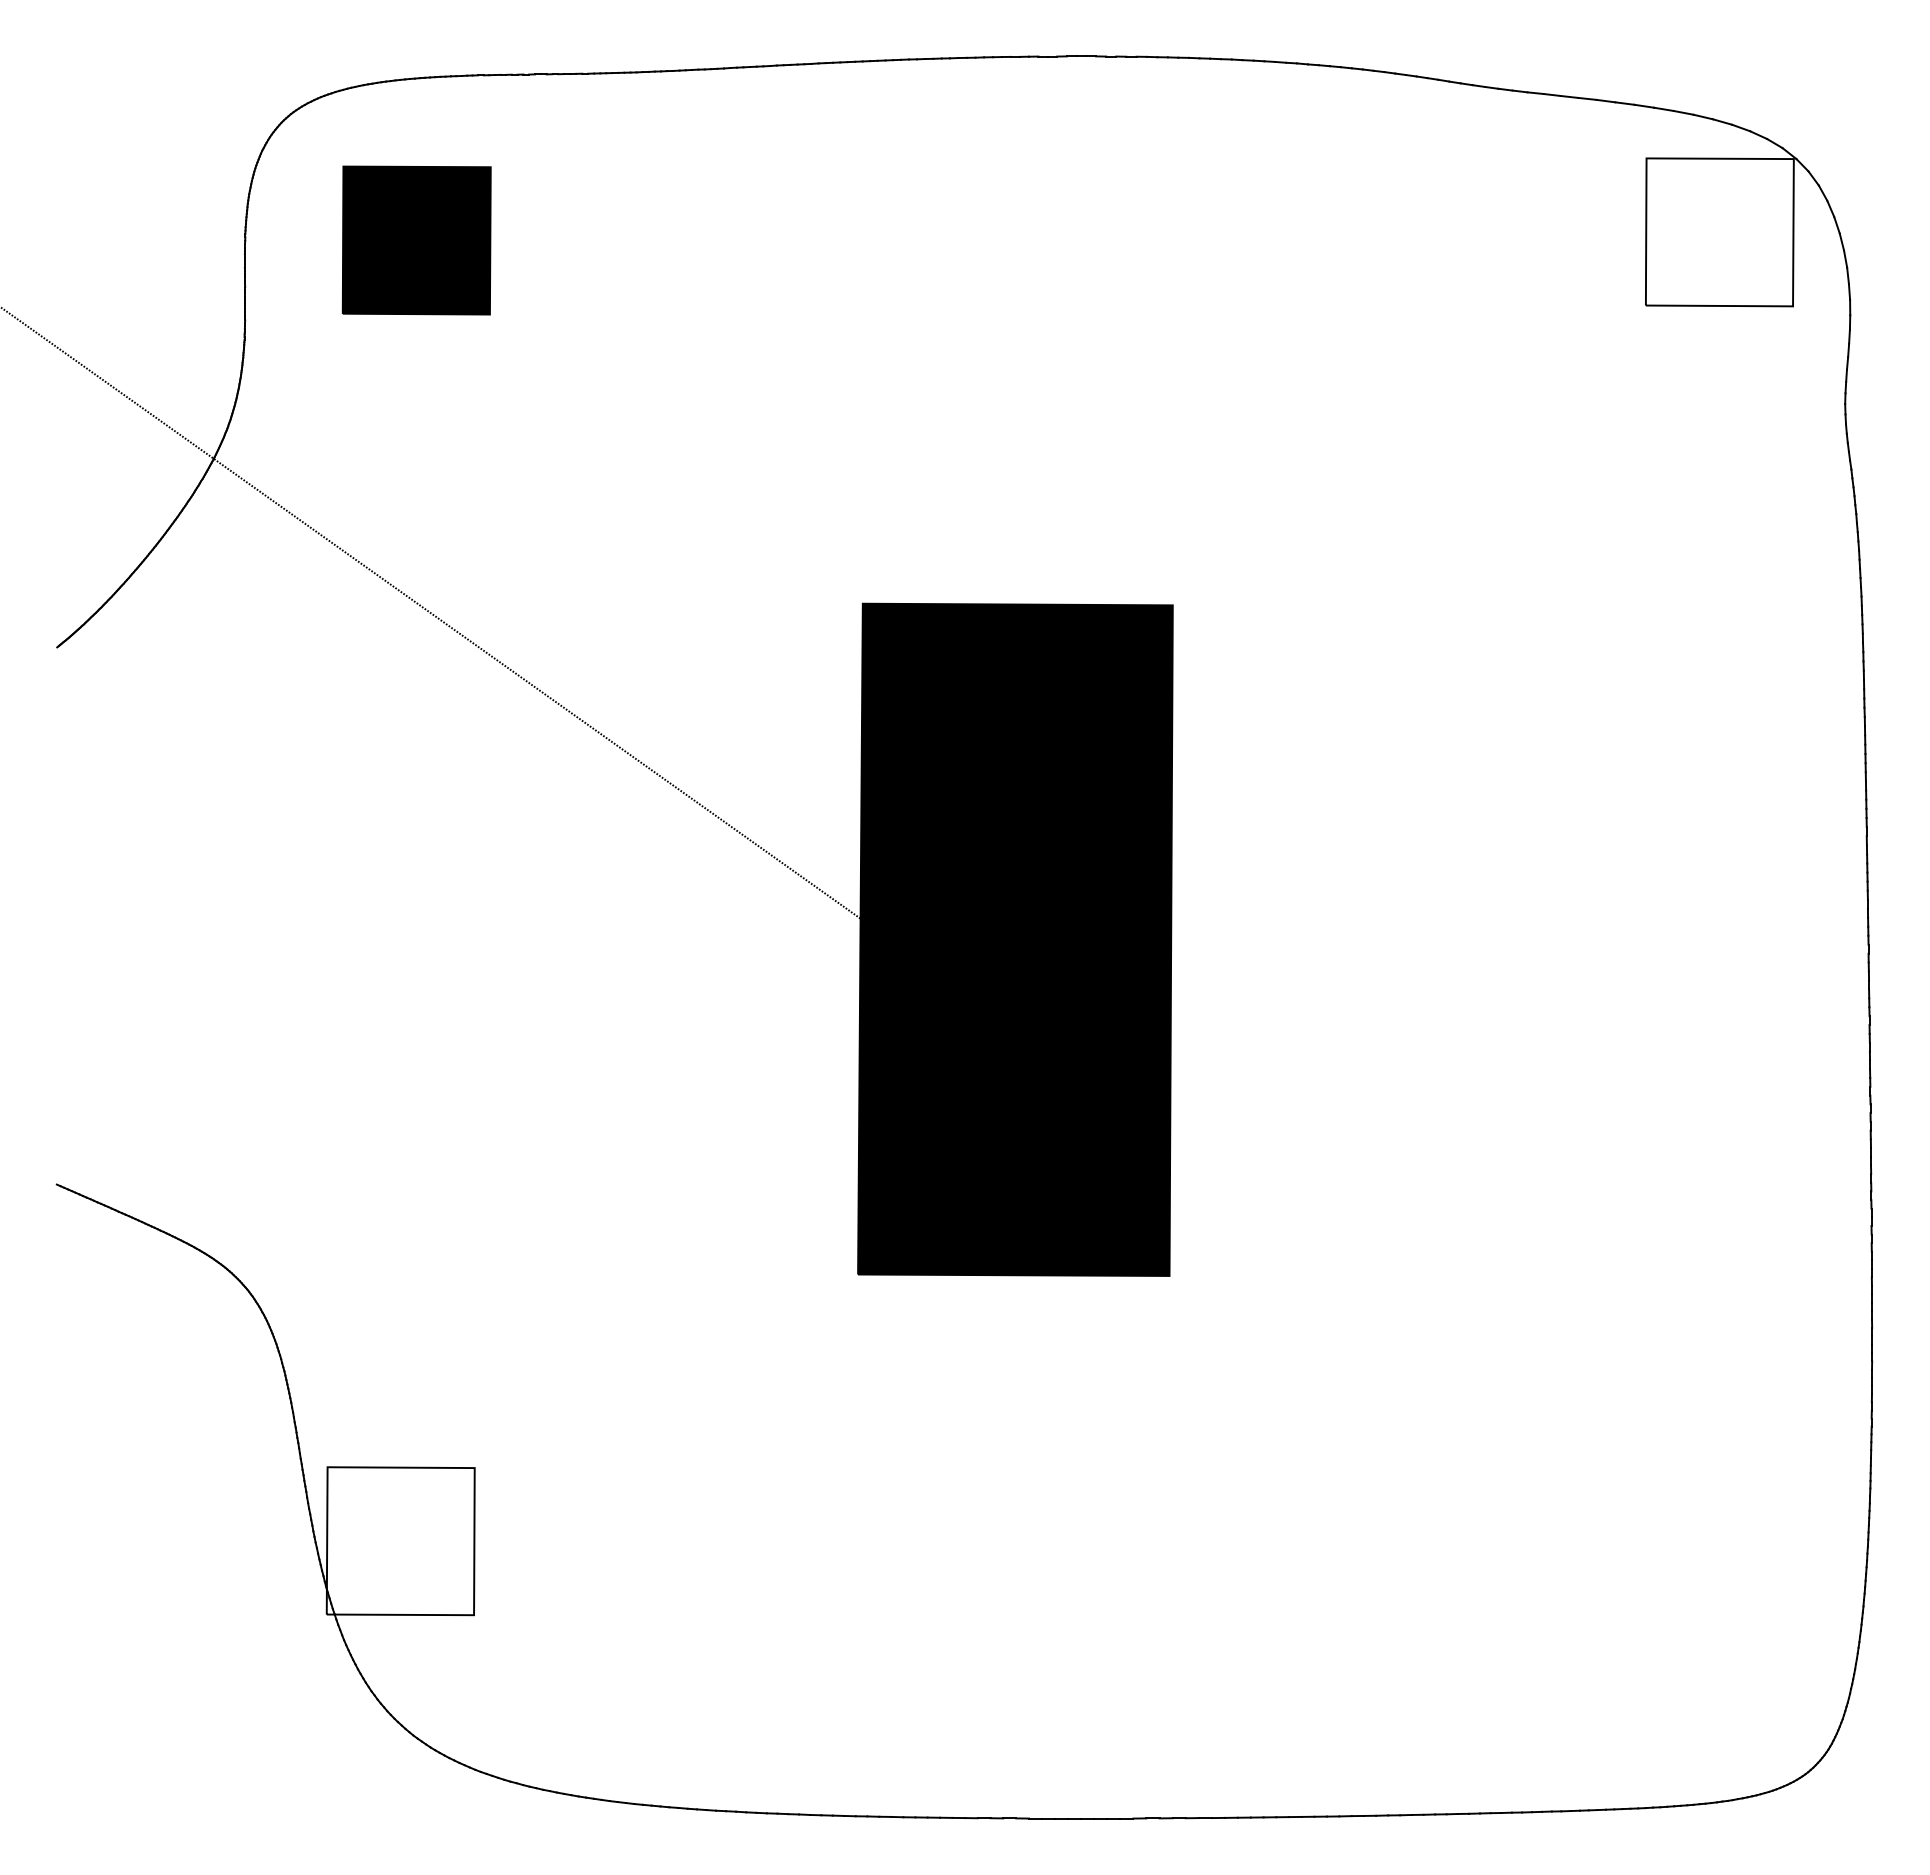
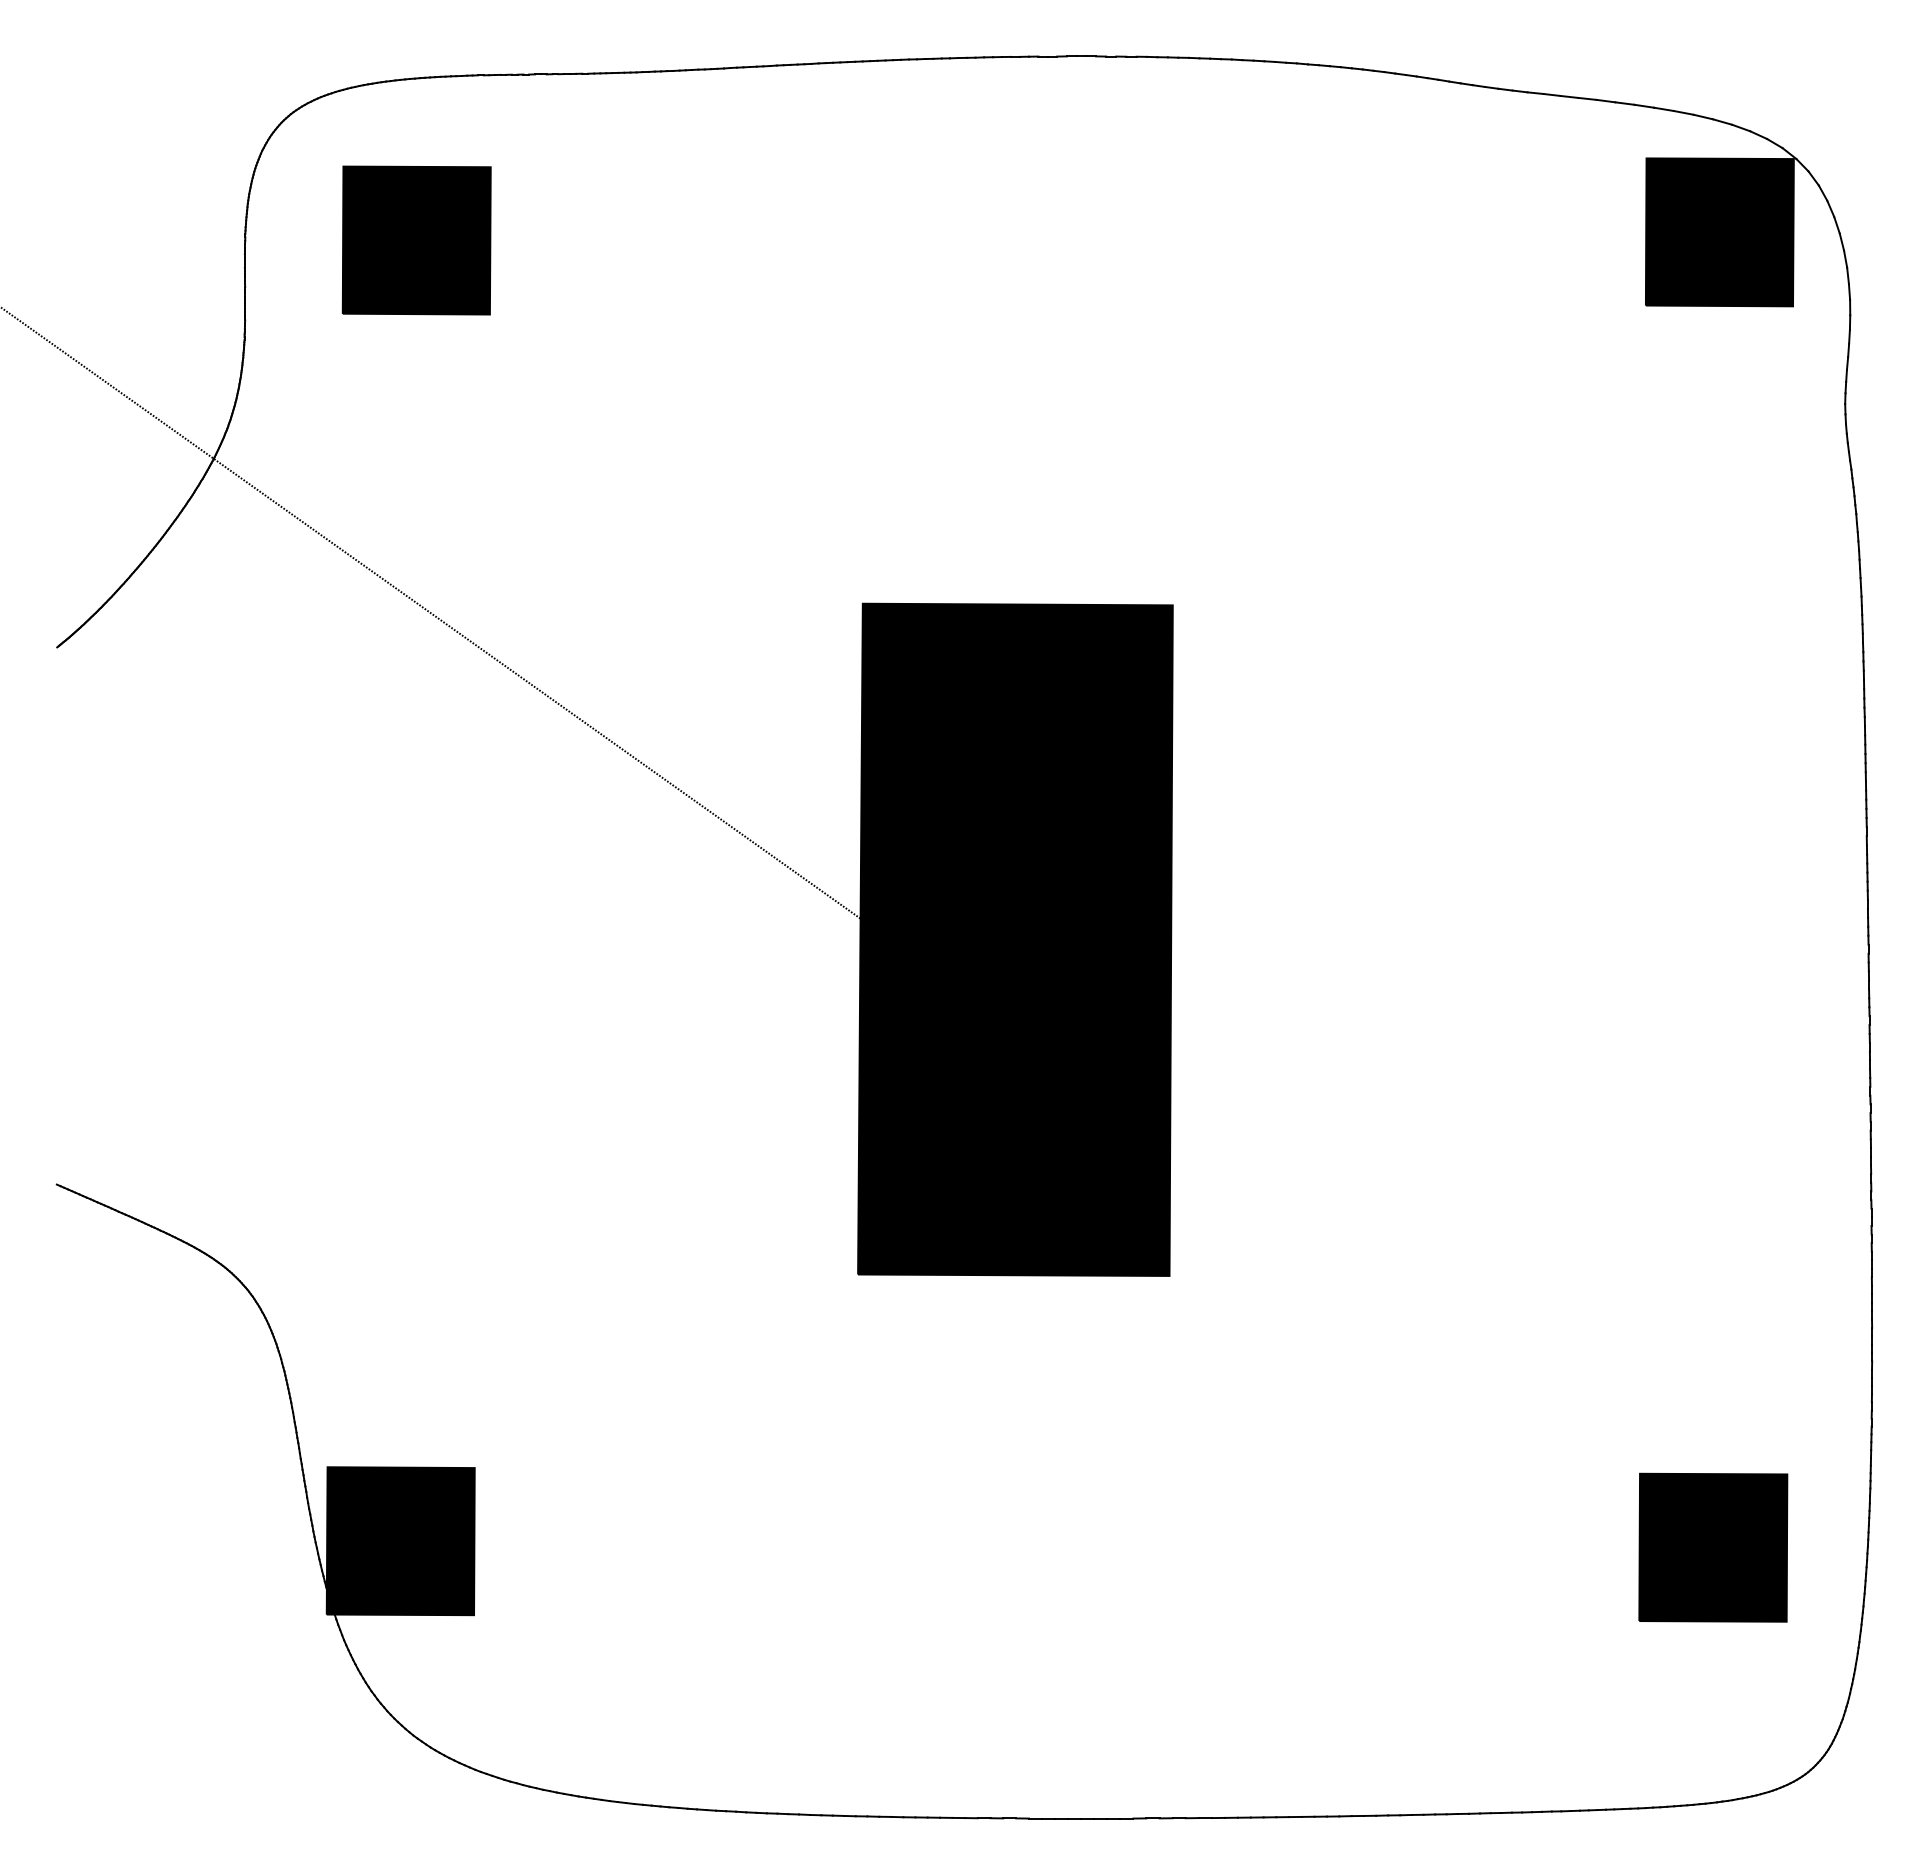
fill: none -> present (1719, 232)
fill: none -> present (400, 1541)
part: none -> present (1713, 1547)
